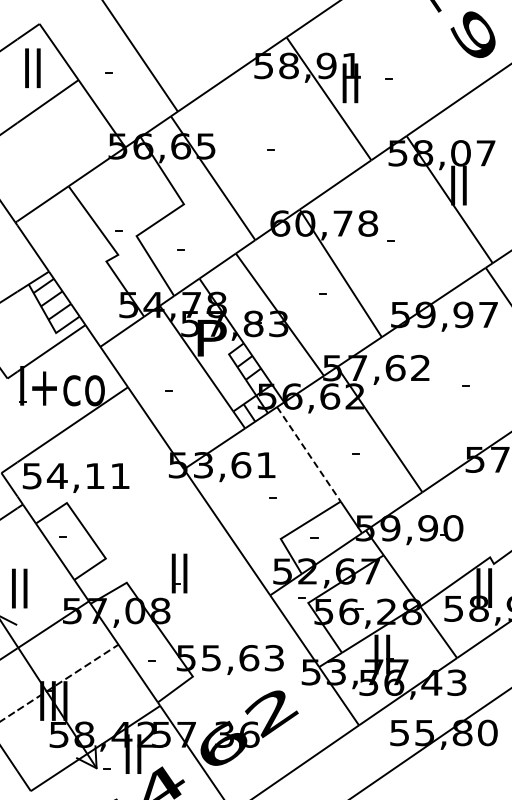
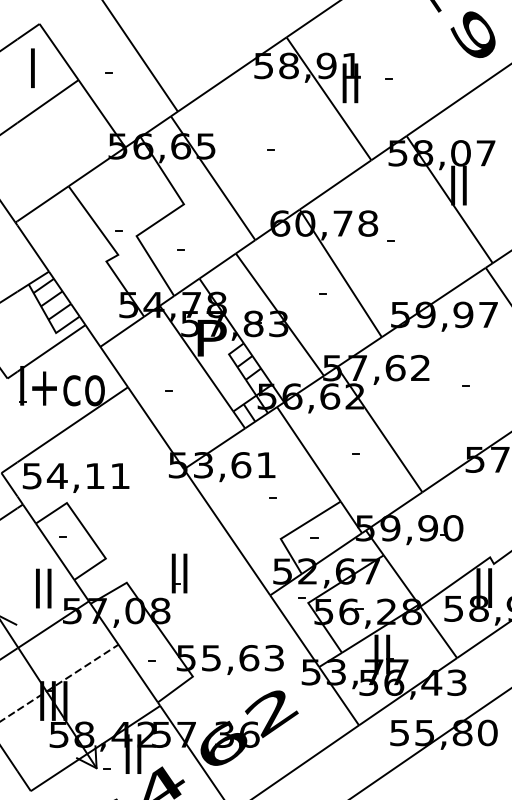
text: II -> I (32, 68)
line: dashed -> solid (309, 455)
text position: (19, 588) -> (43, 588) (43, 588)
